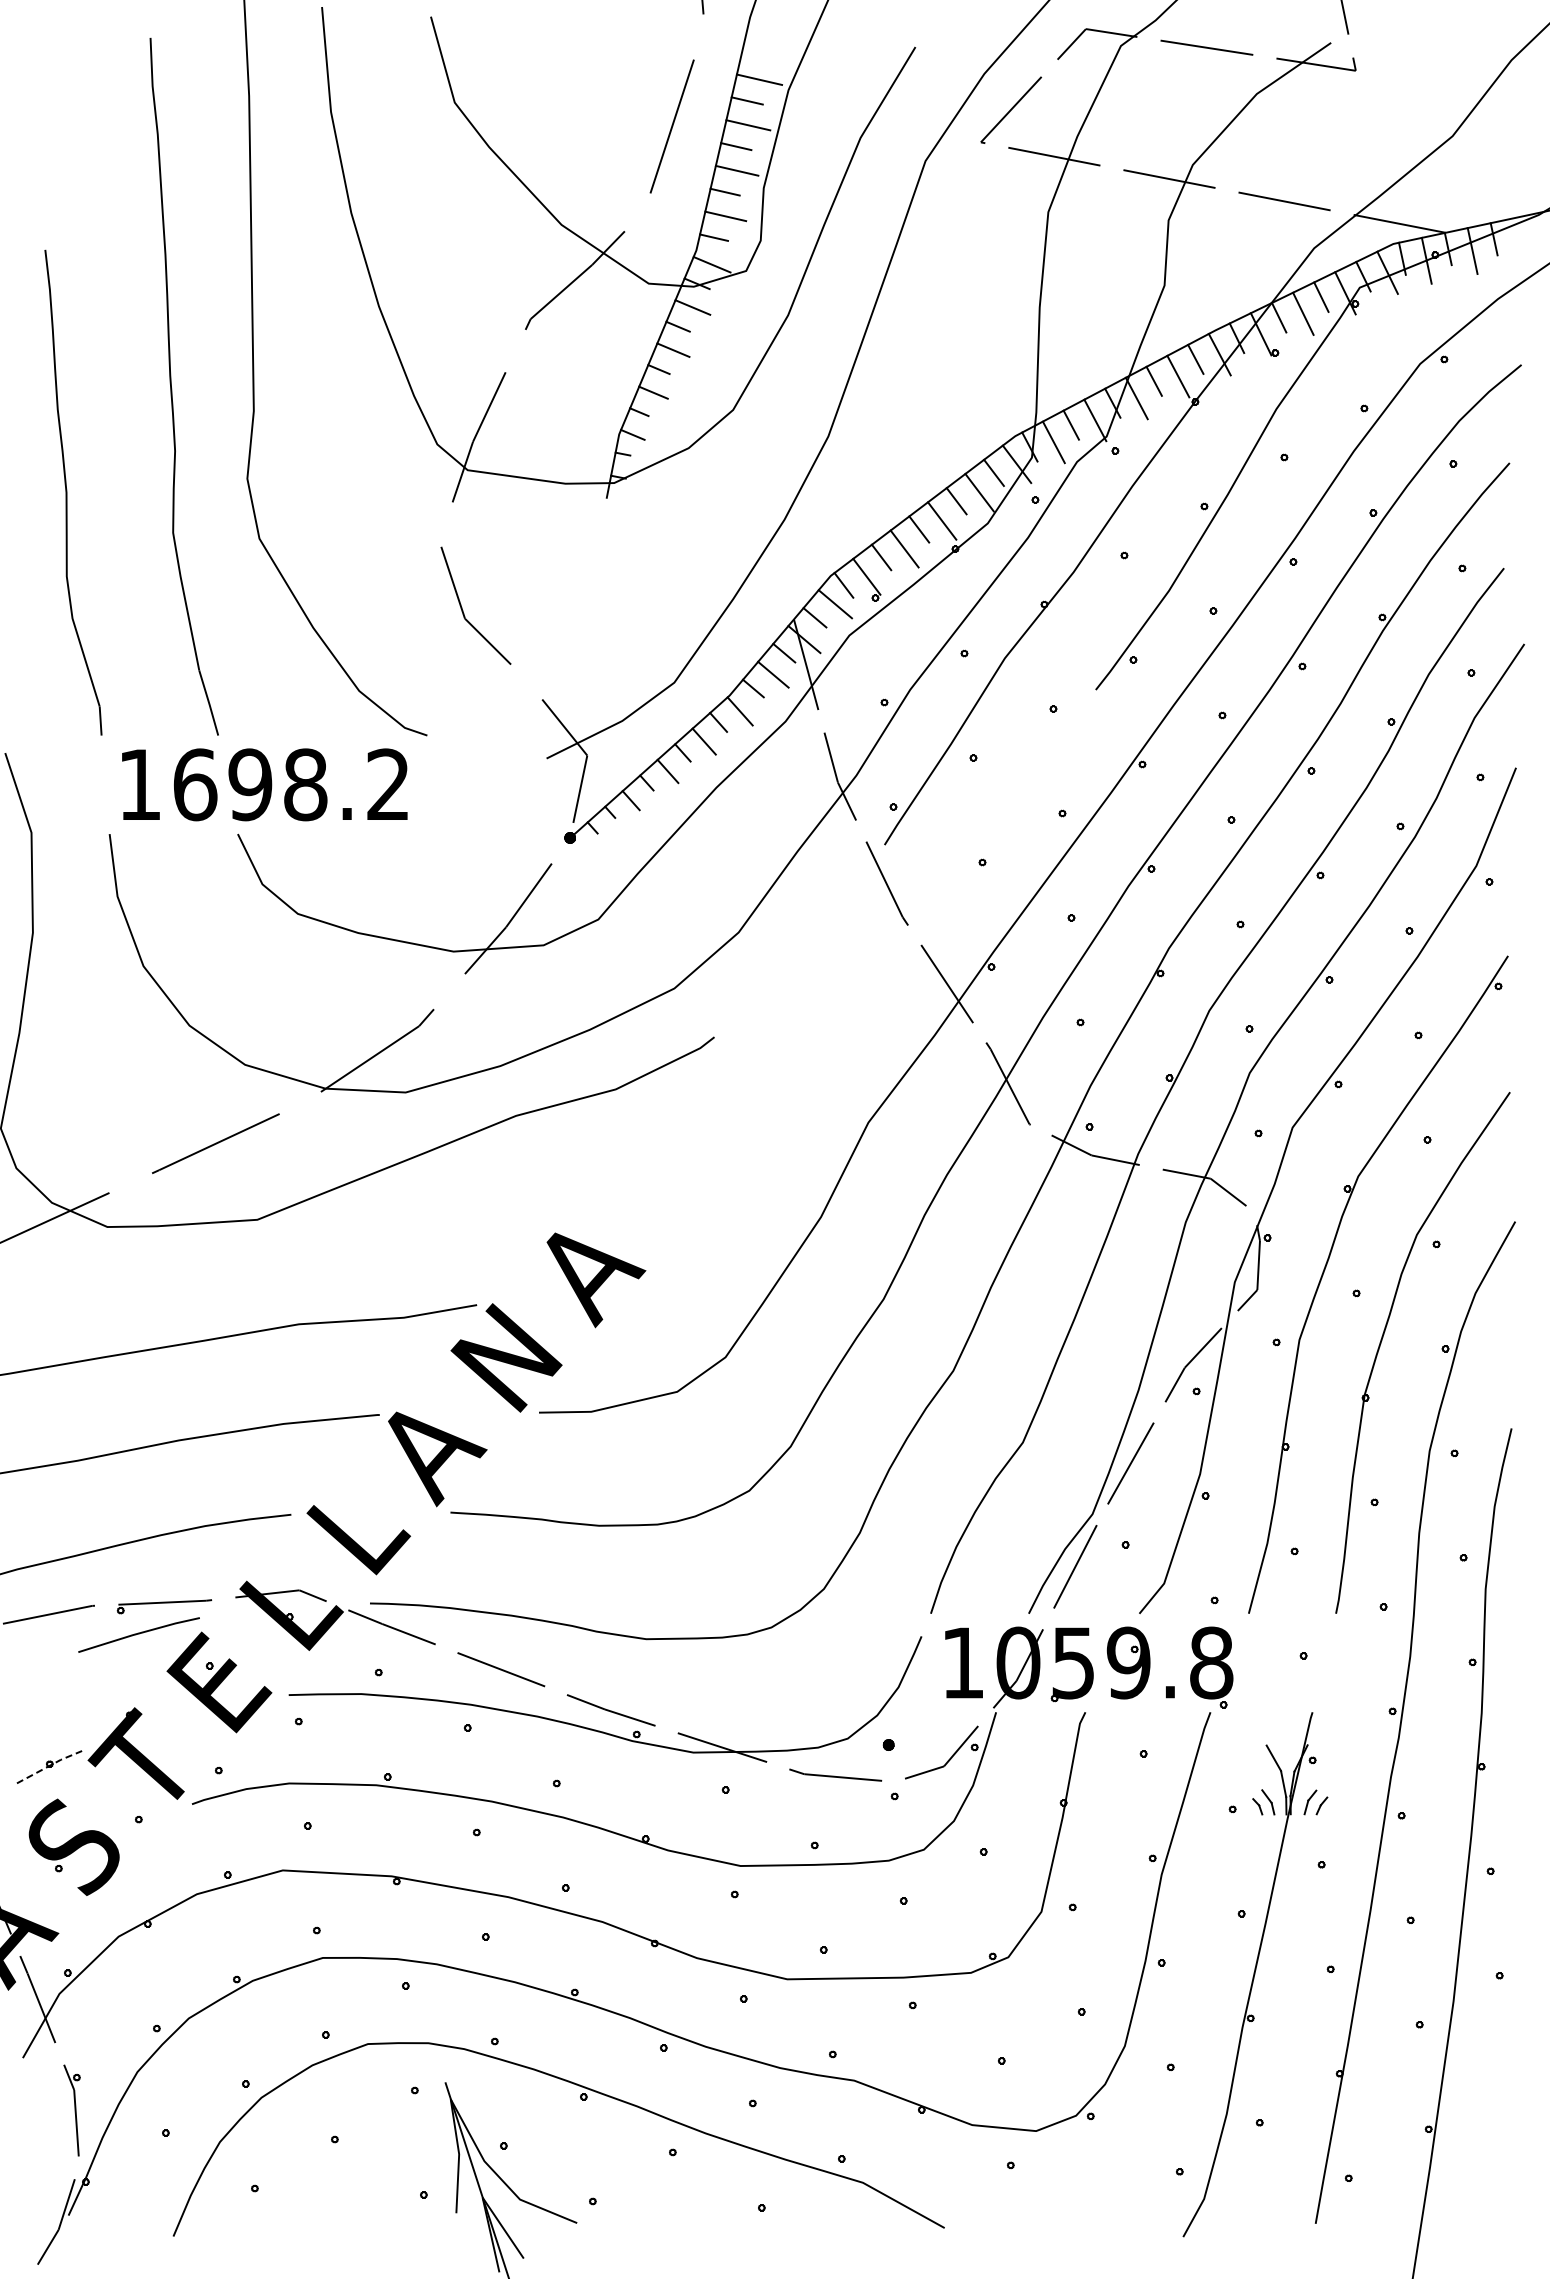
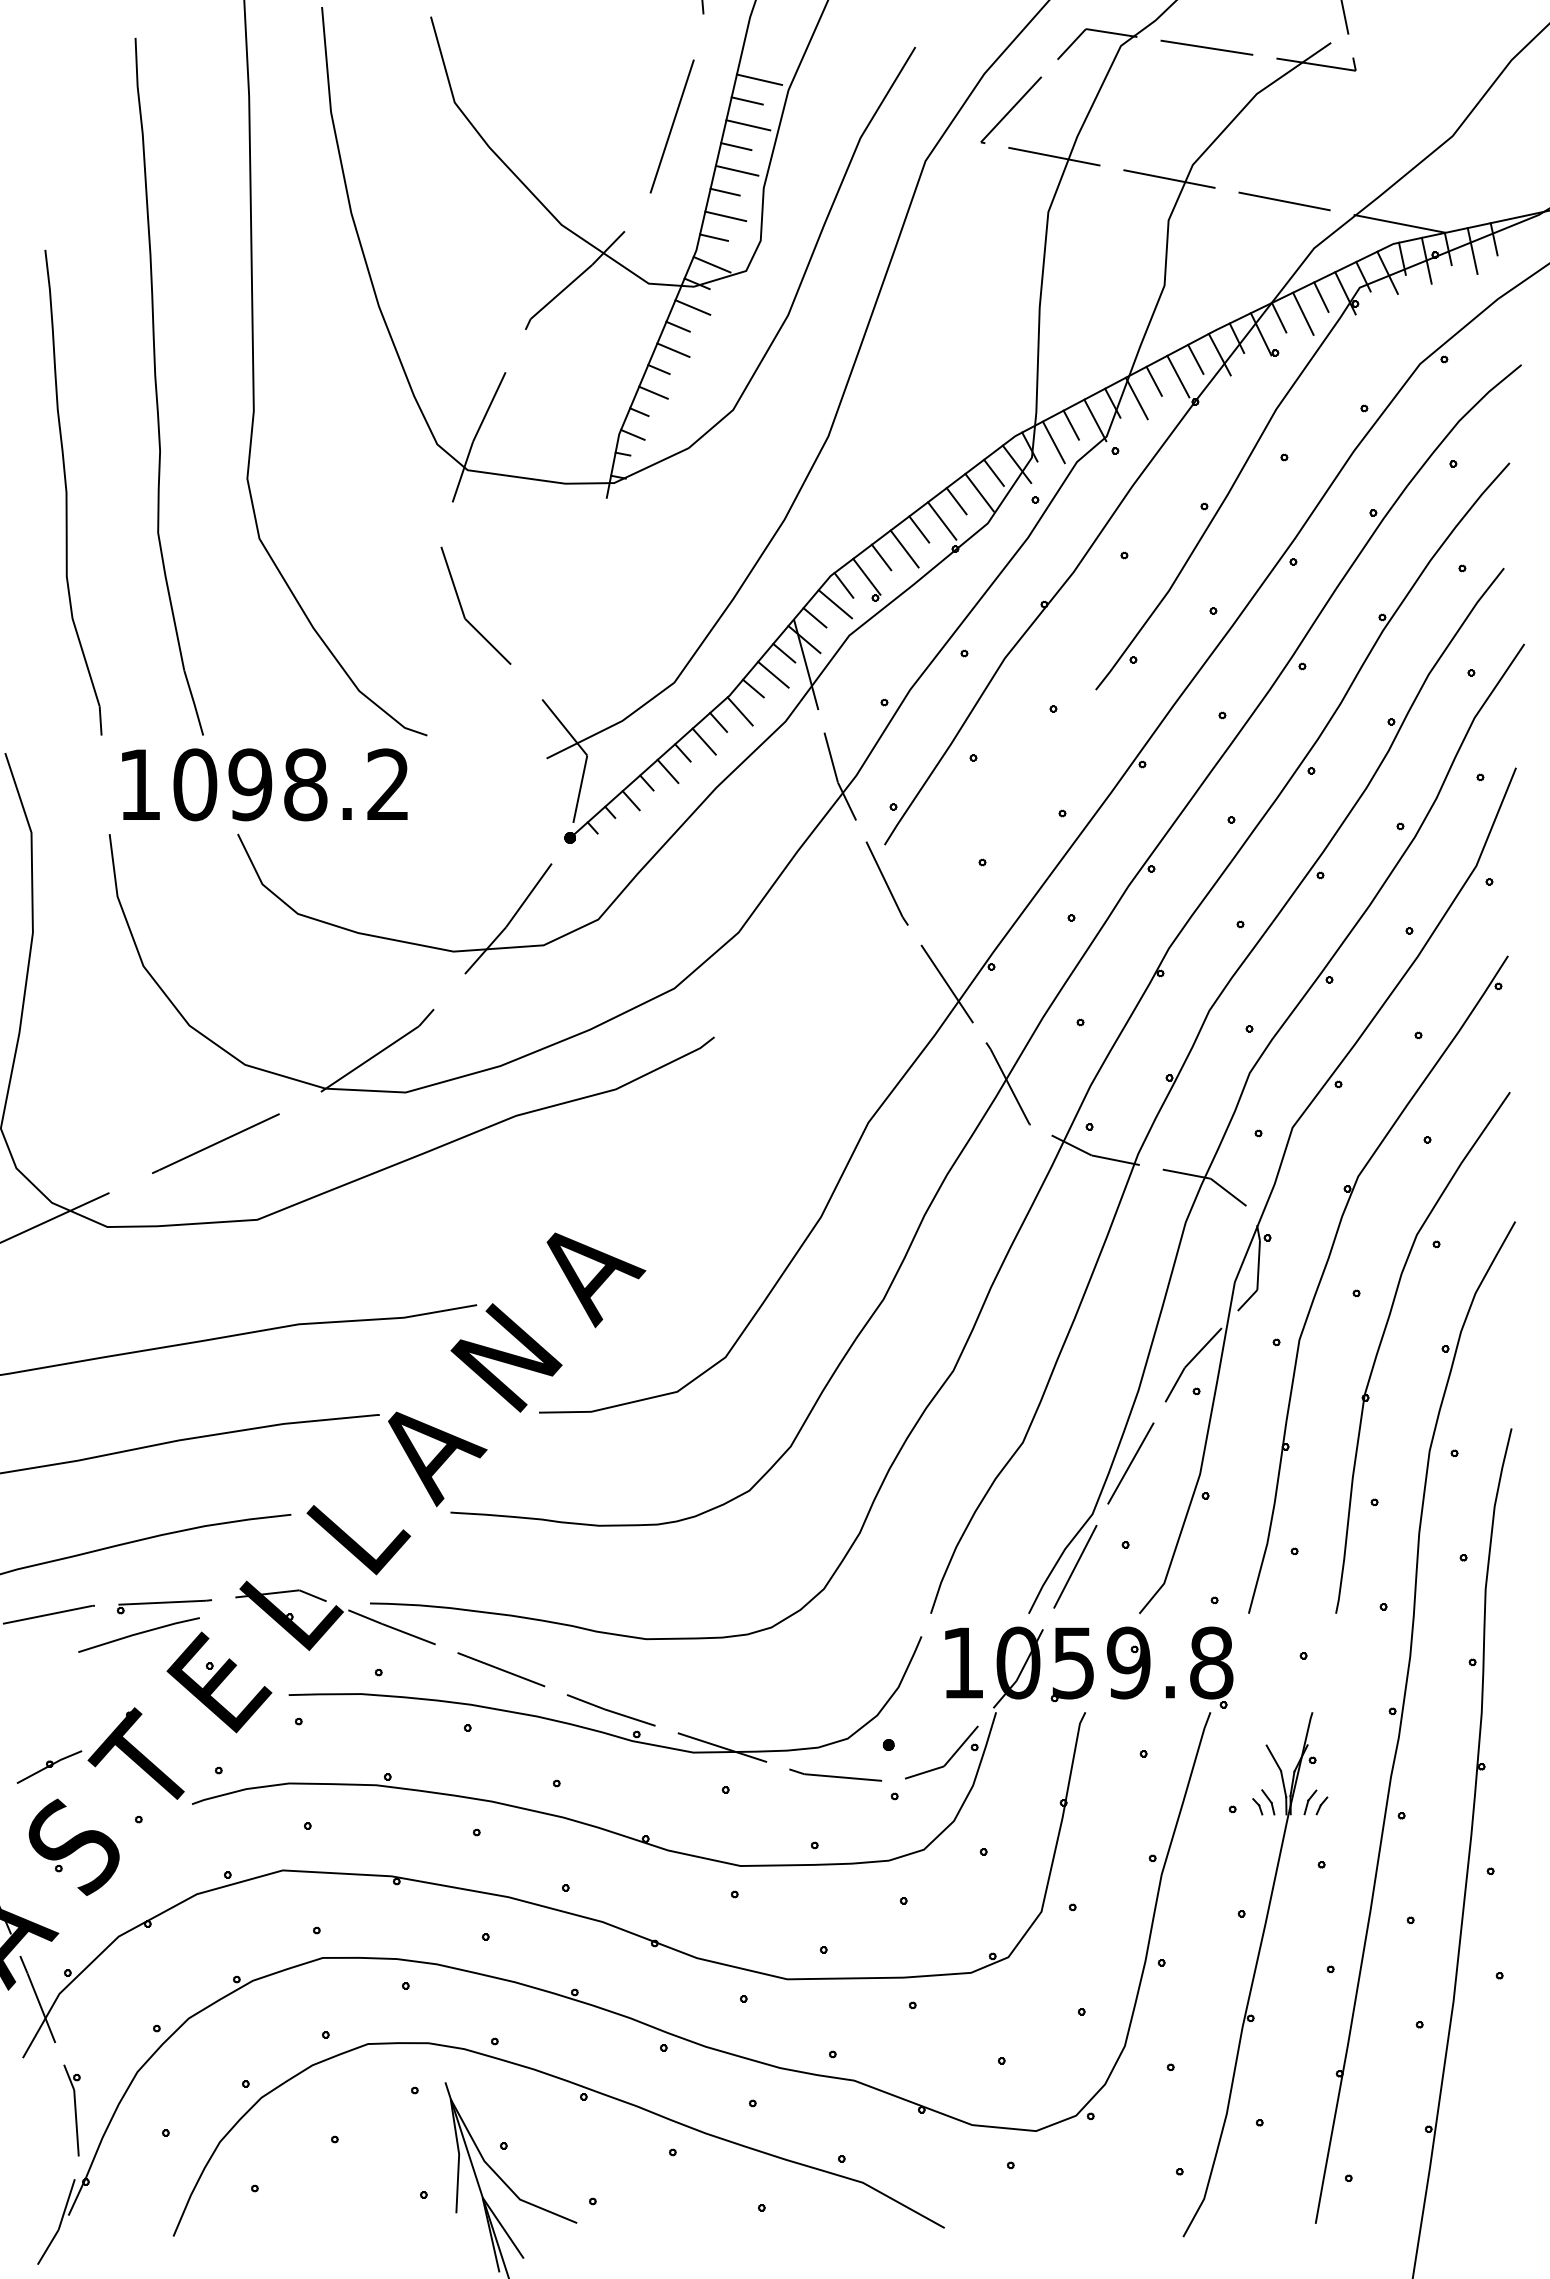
part position: (172, 388) -> (157, 388) (157, 388)
text: 1698.2 -> 1098.2 (195, 784)
line: dashed -> solid (49, 1765)
